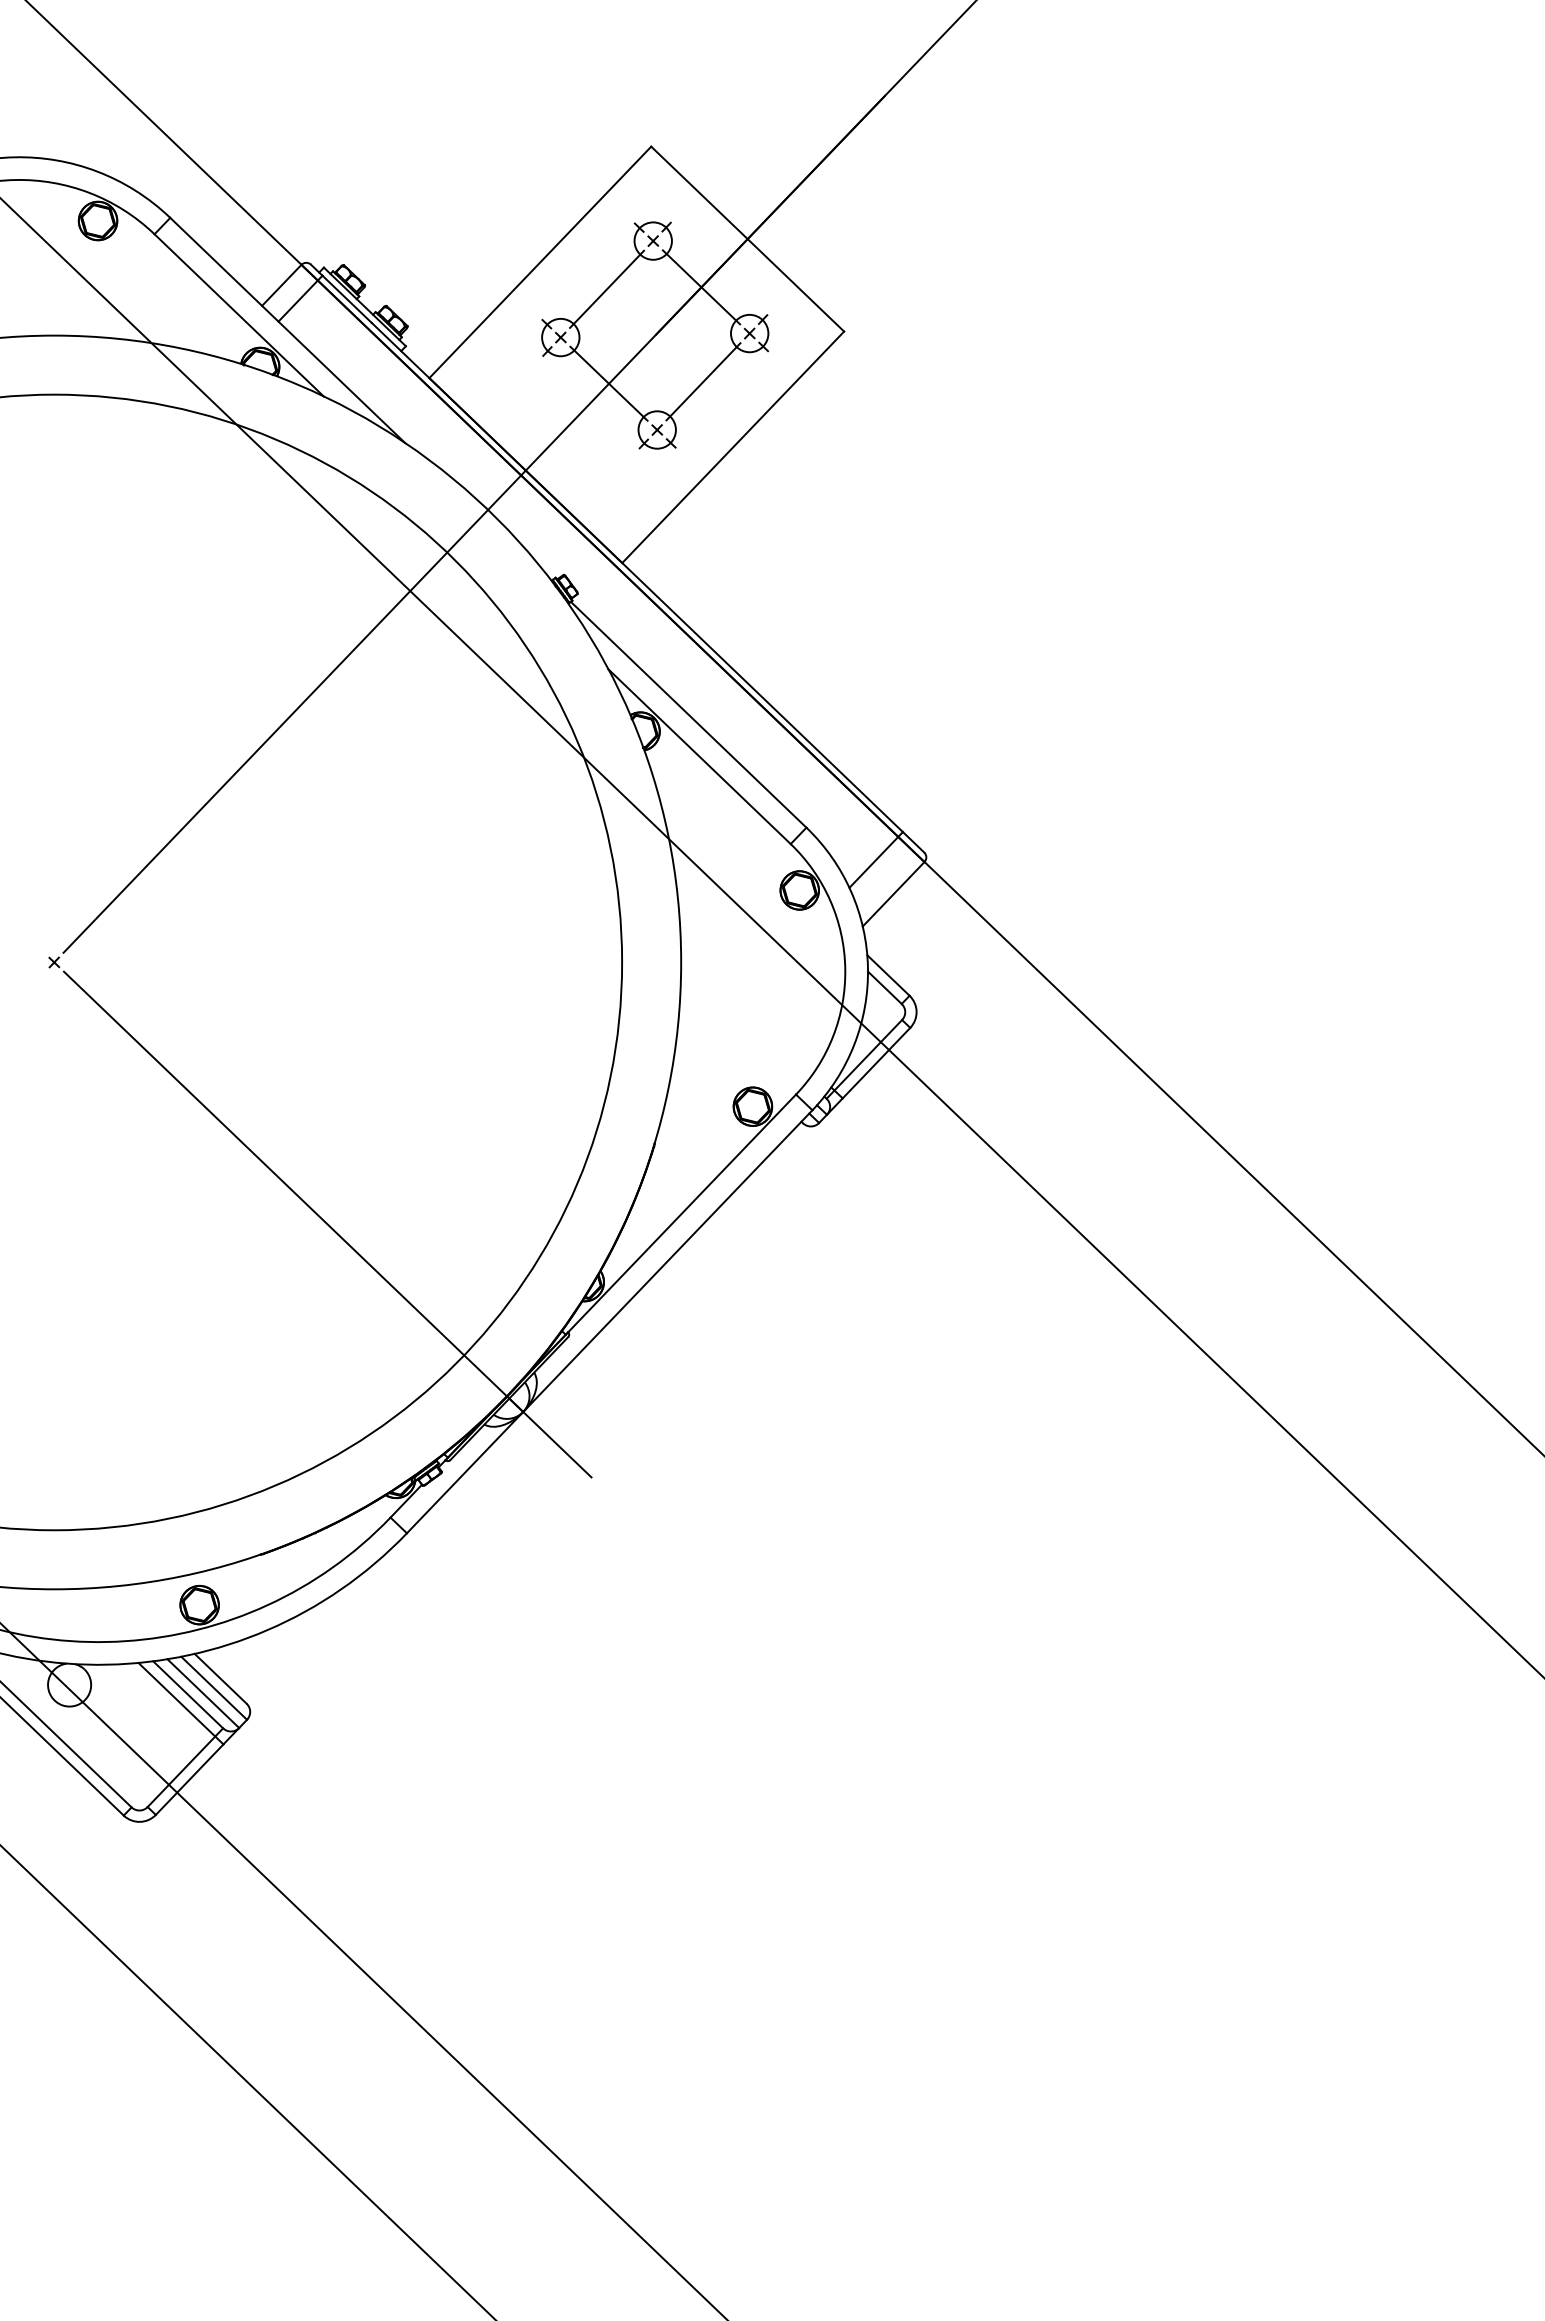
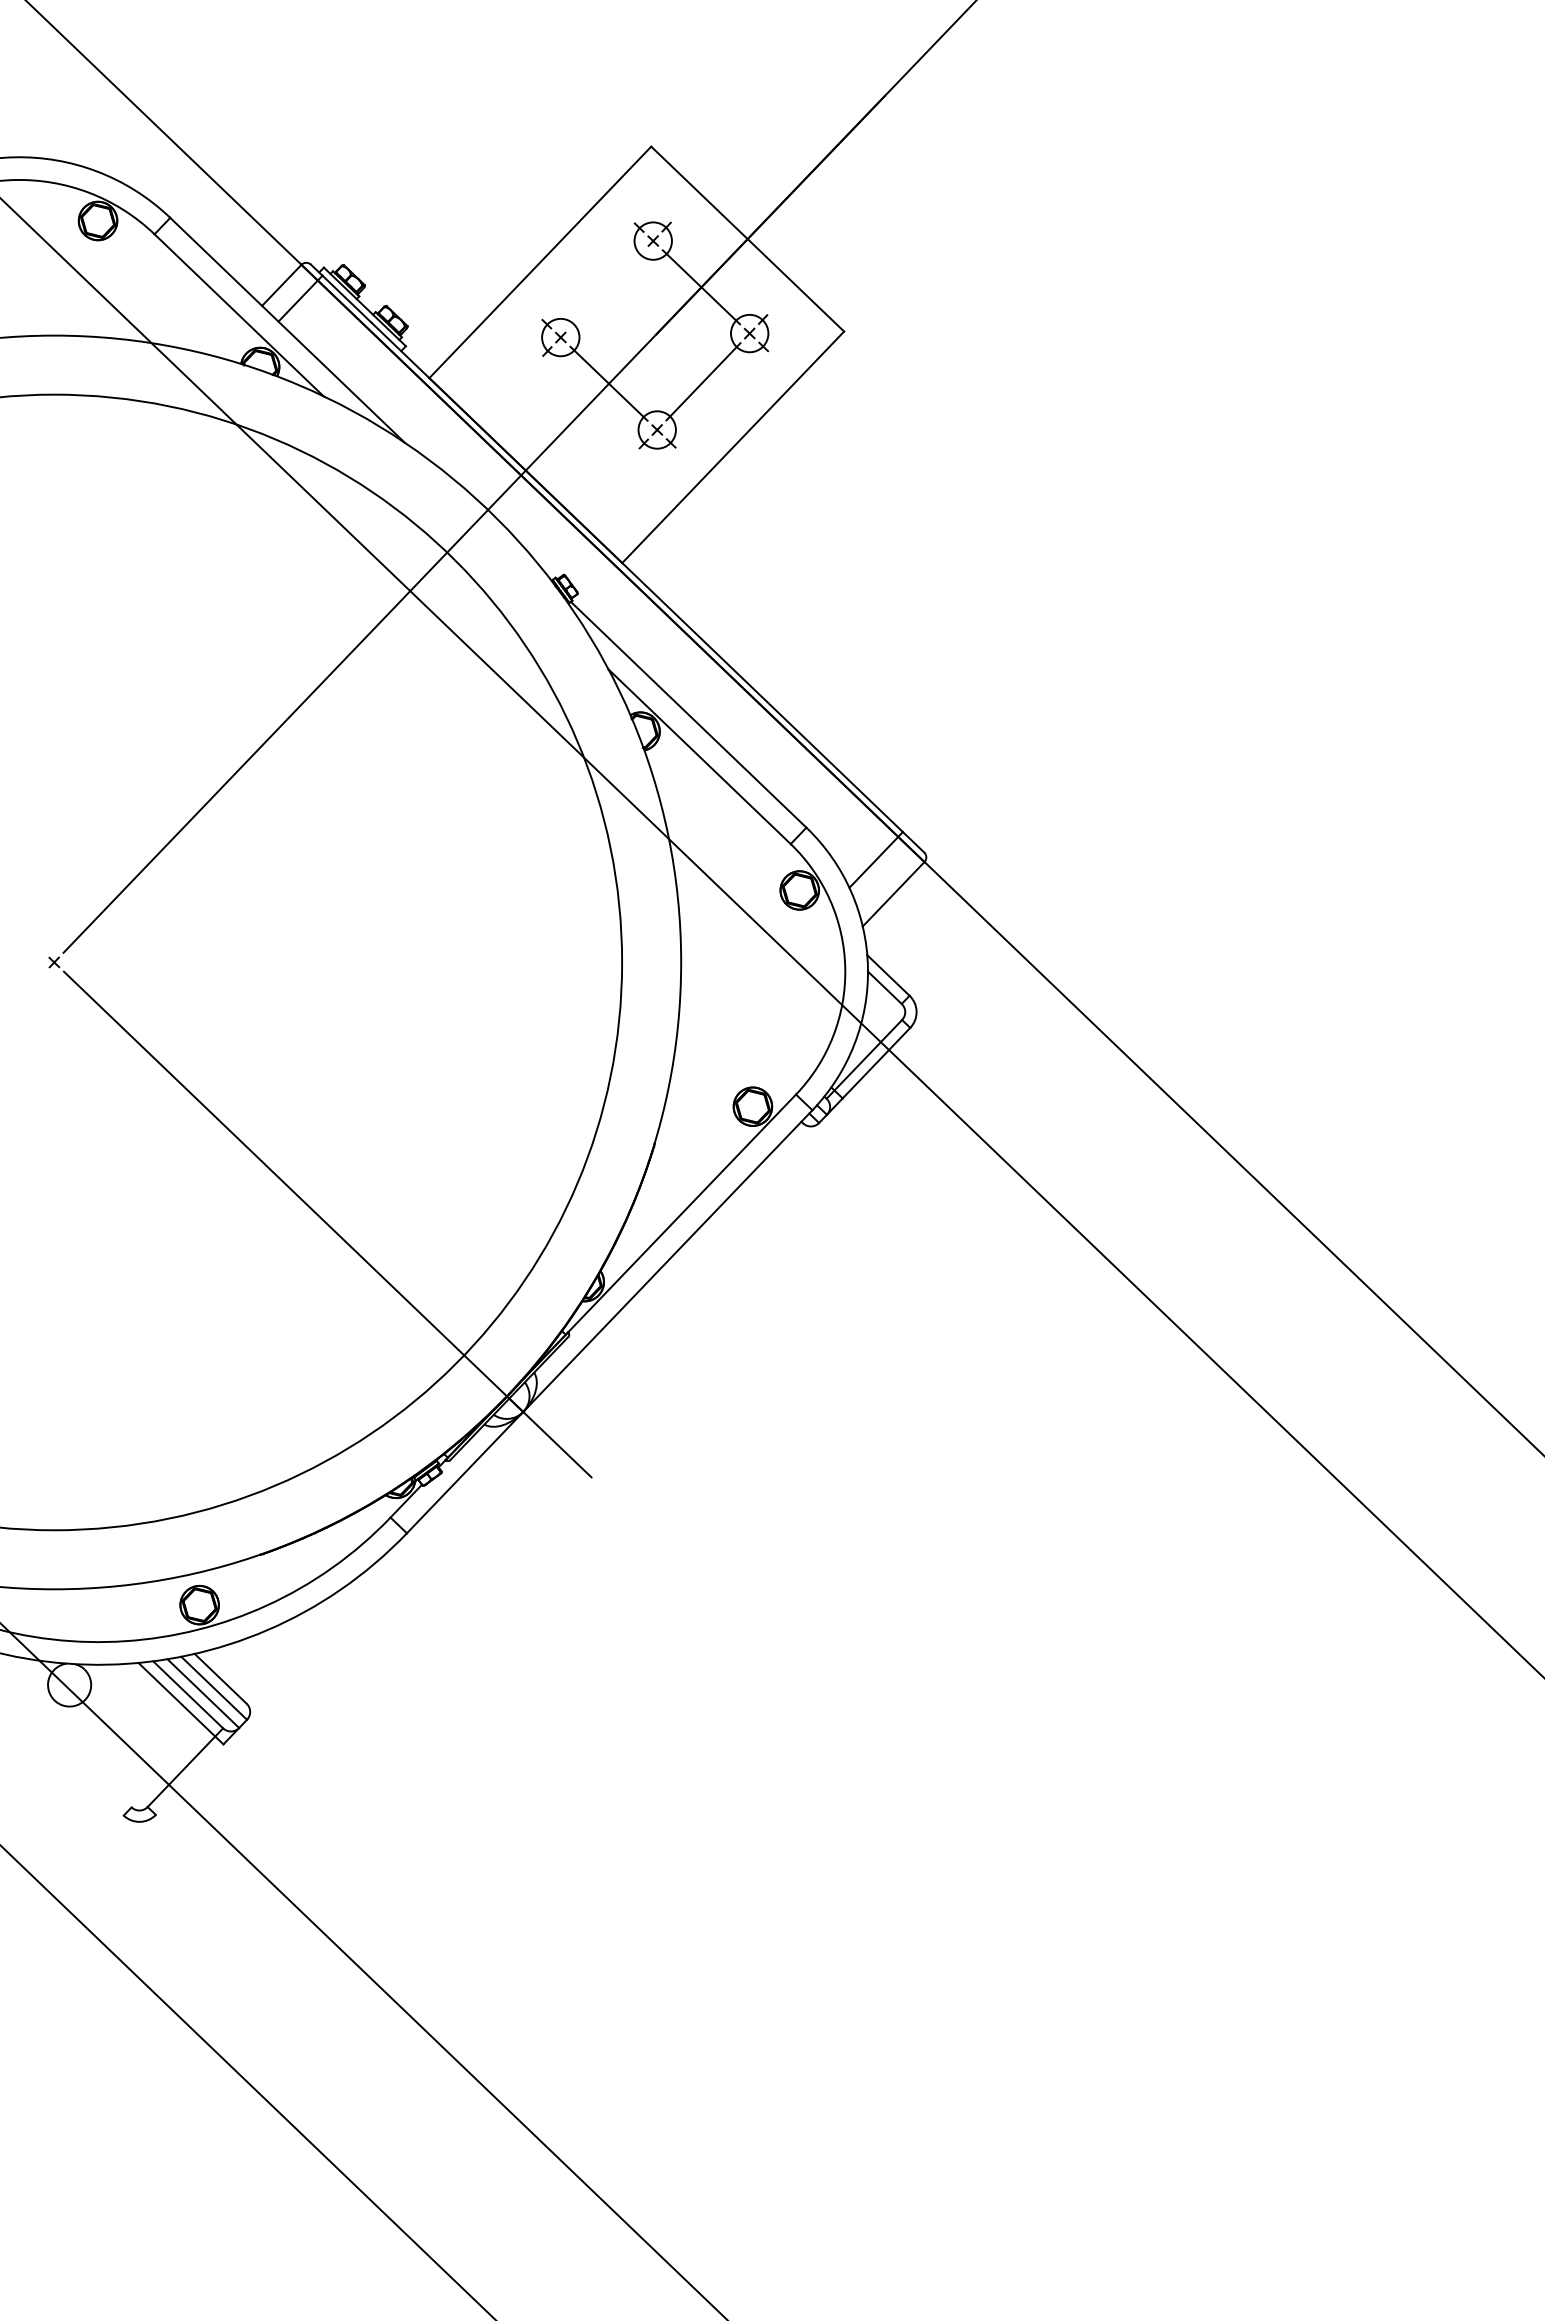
line: present -> none (607, 288)
line: present -> none (66, 1745)
line: present -> none (62, 1757)
line: present -> none (189, 1779)
